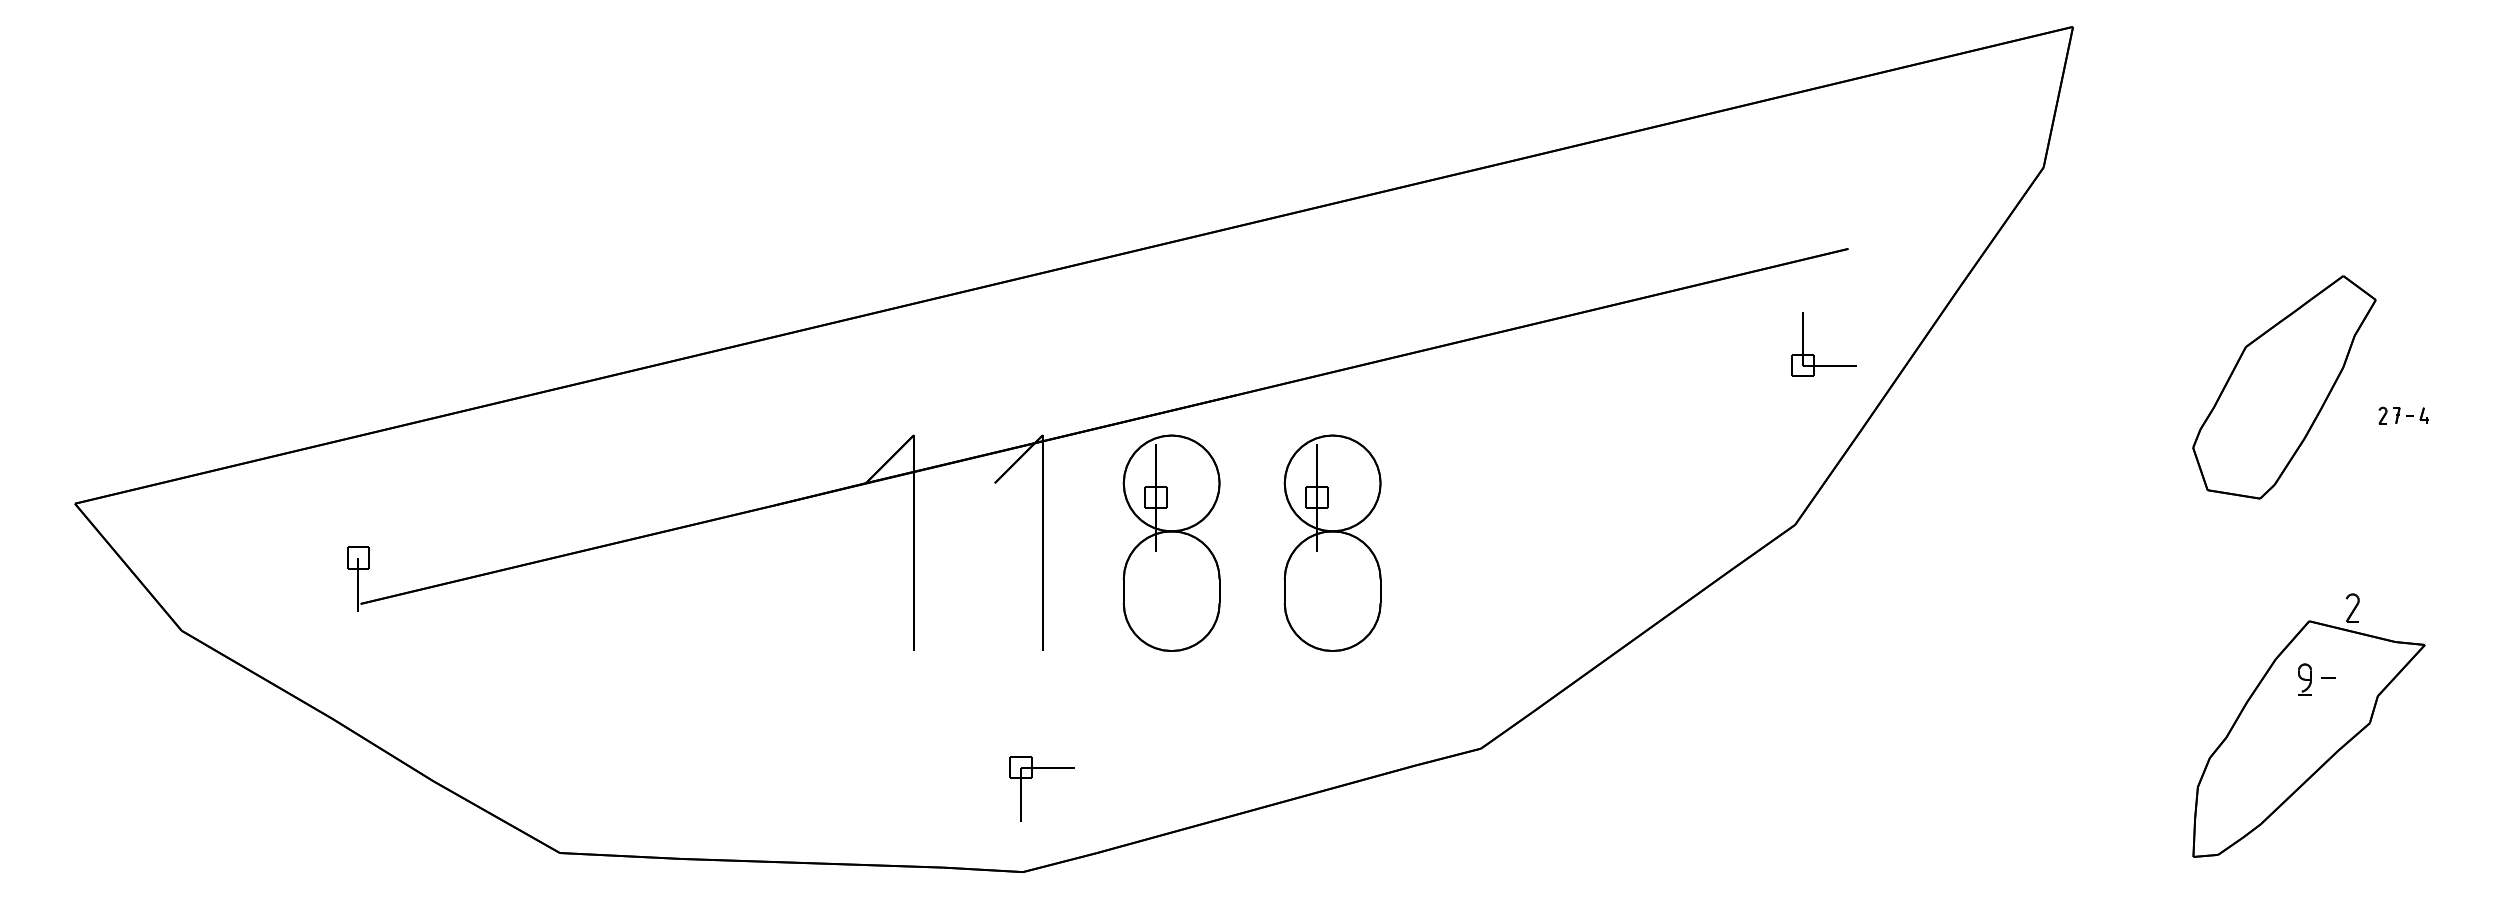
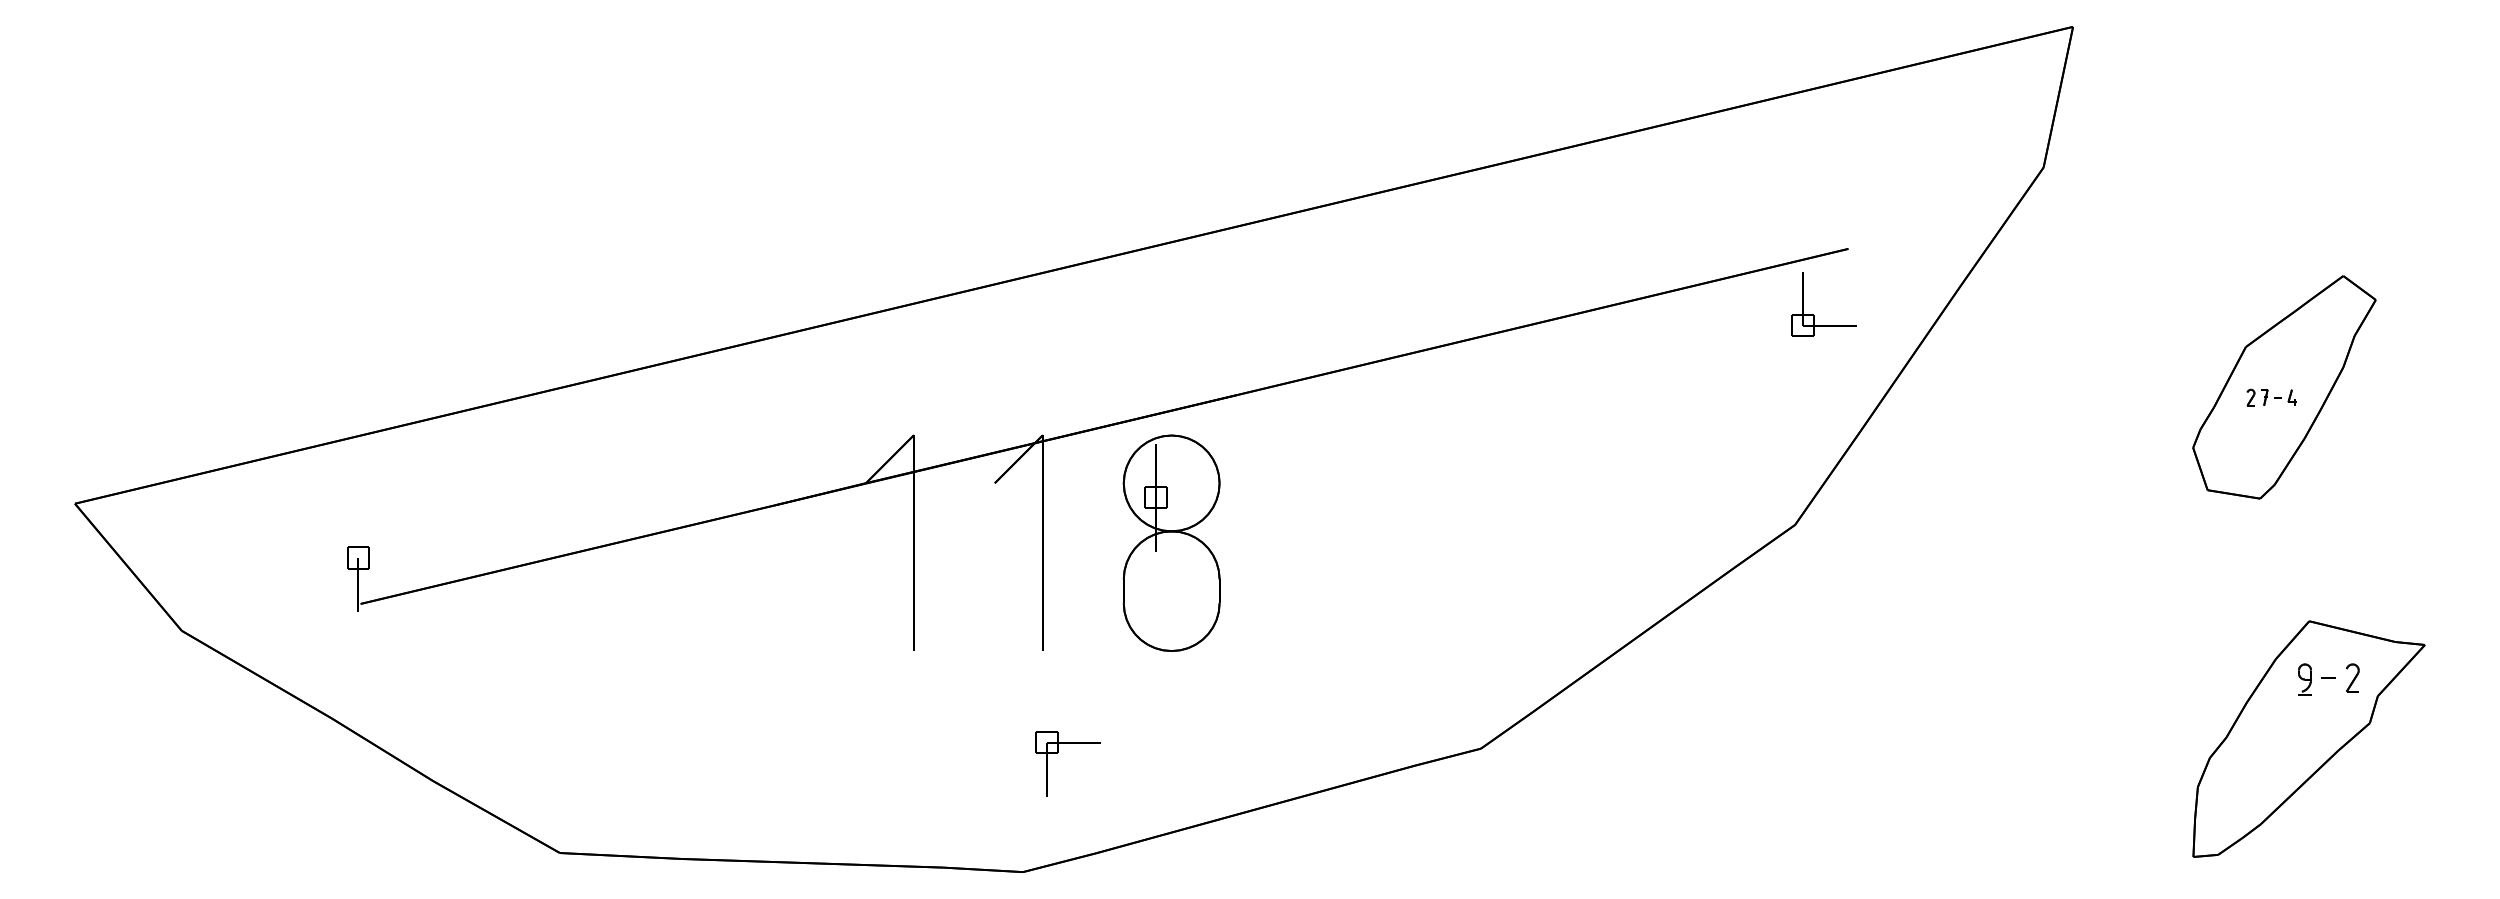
part position: (1813, 354) -> (1813, 314) (1813, 314)
part position: (2403, 415) -> (2271, 397) (2271, 397)
part: present -> none (1332, 542)
part position: (2352, 607) -> (2352, 677) (2352, 677)
part position: (1031, 778) -> (1057, 753) (1057, 753)
